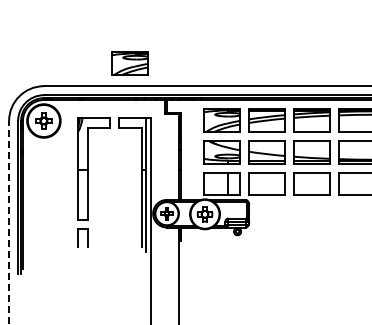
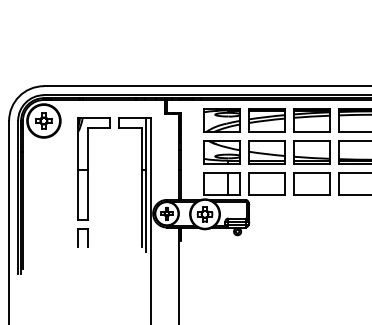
part: present -> none (129, 63)
line: dashed -> solid (9, 222)
